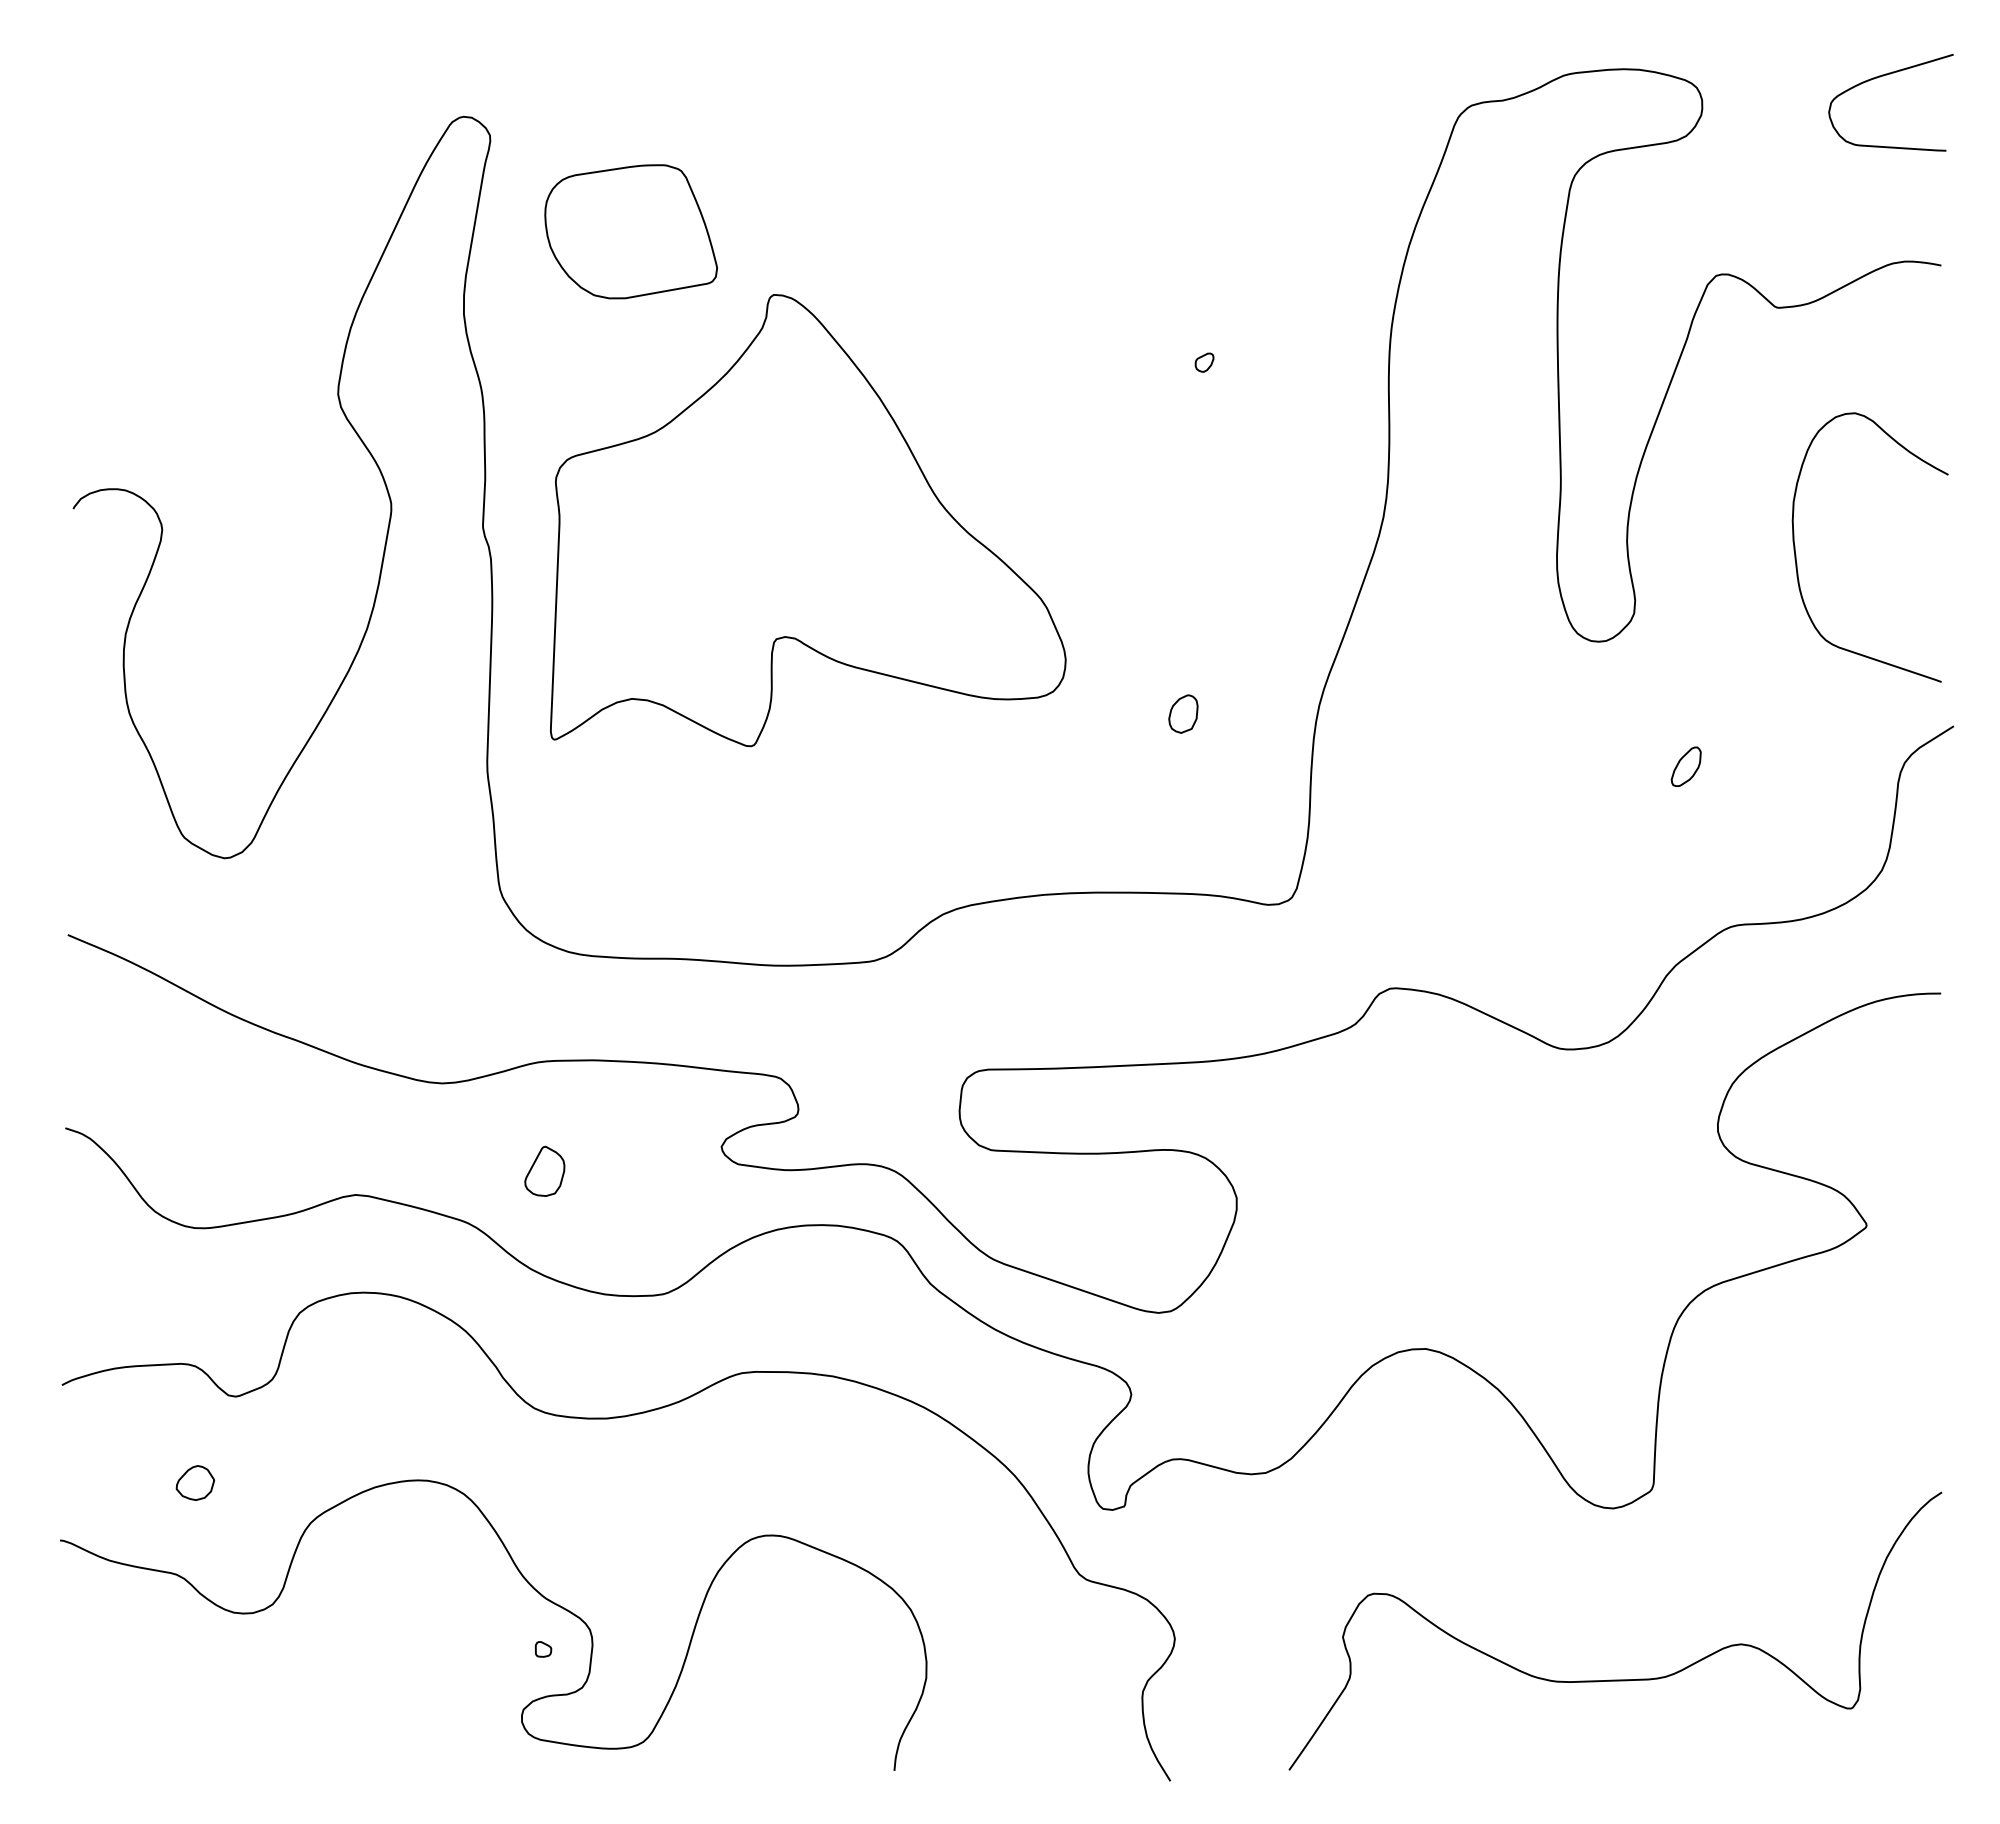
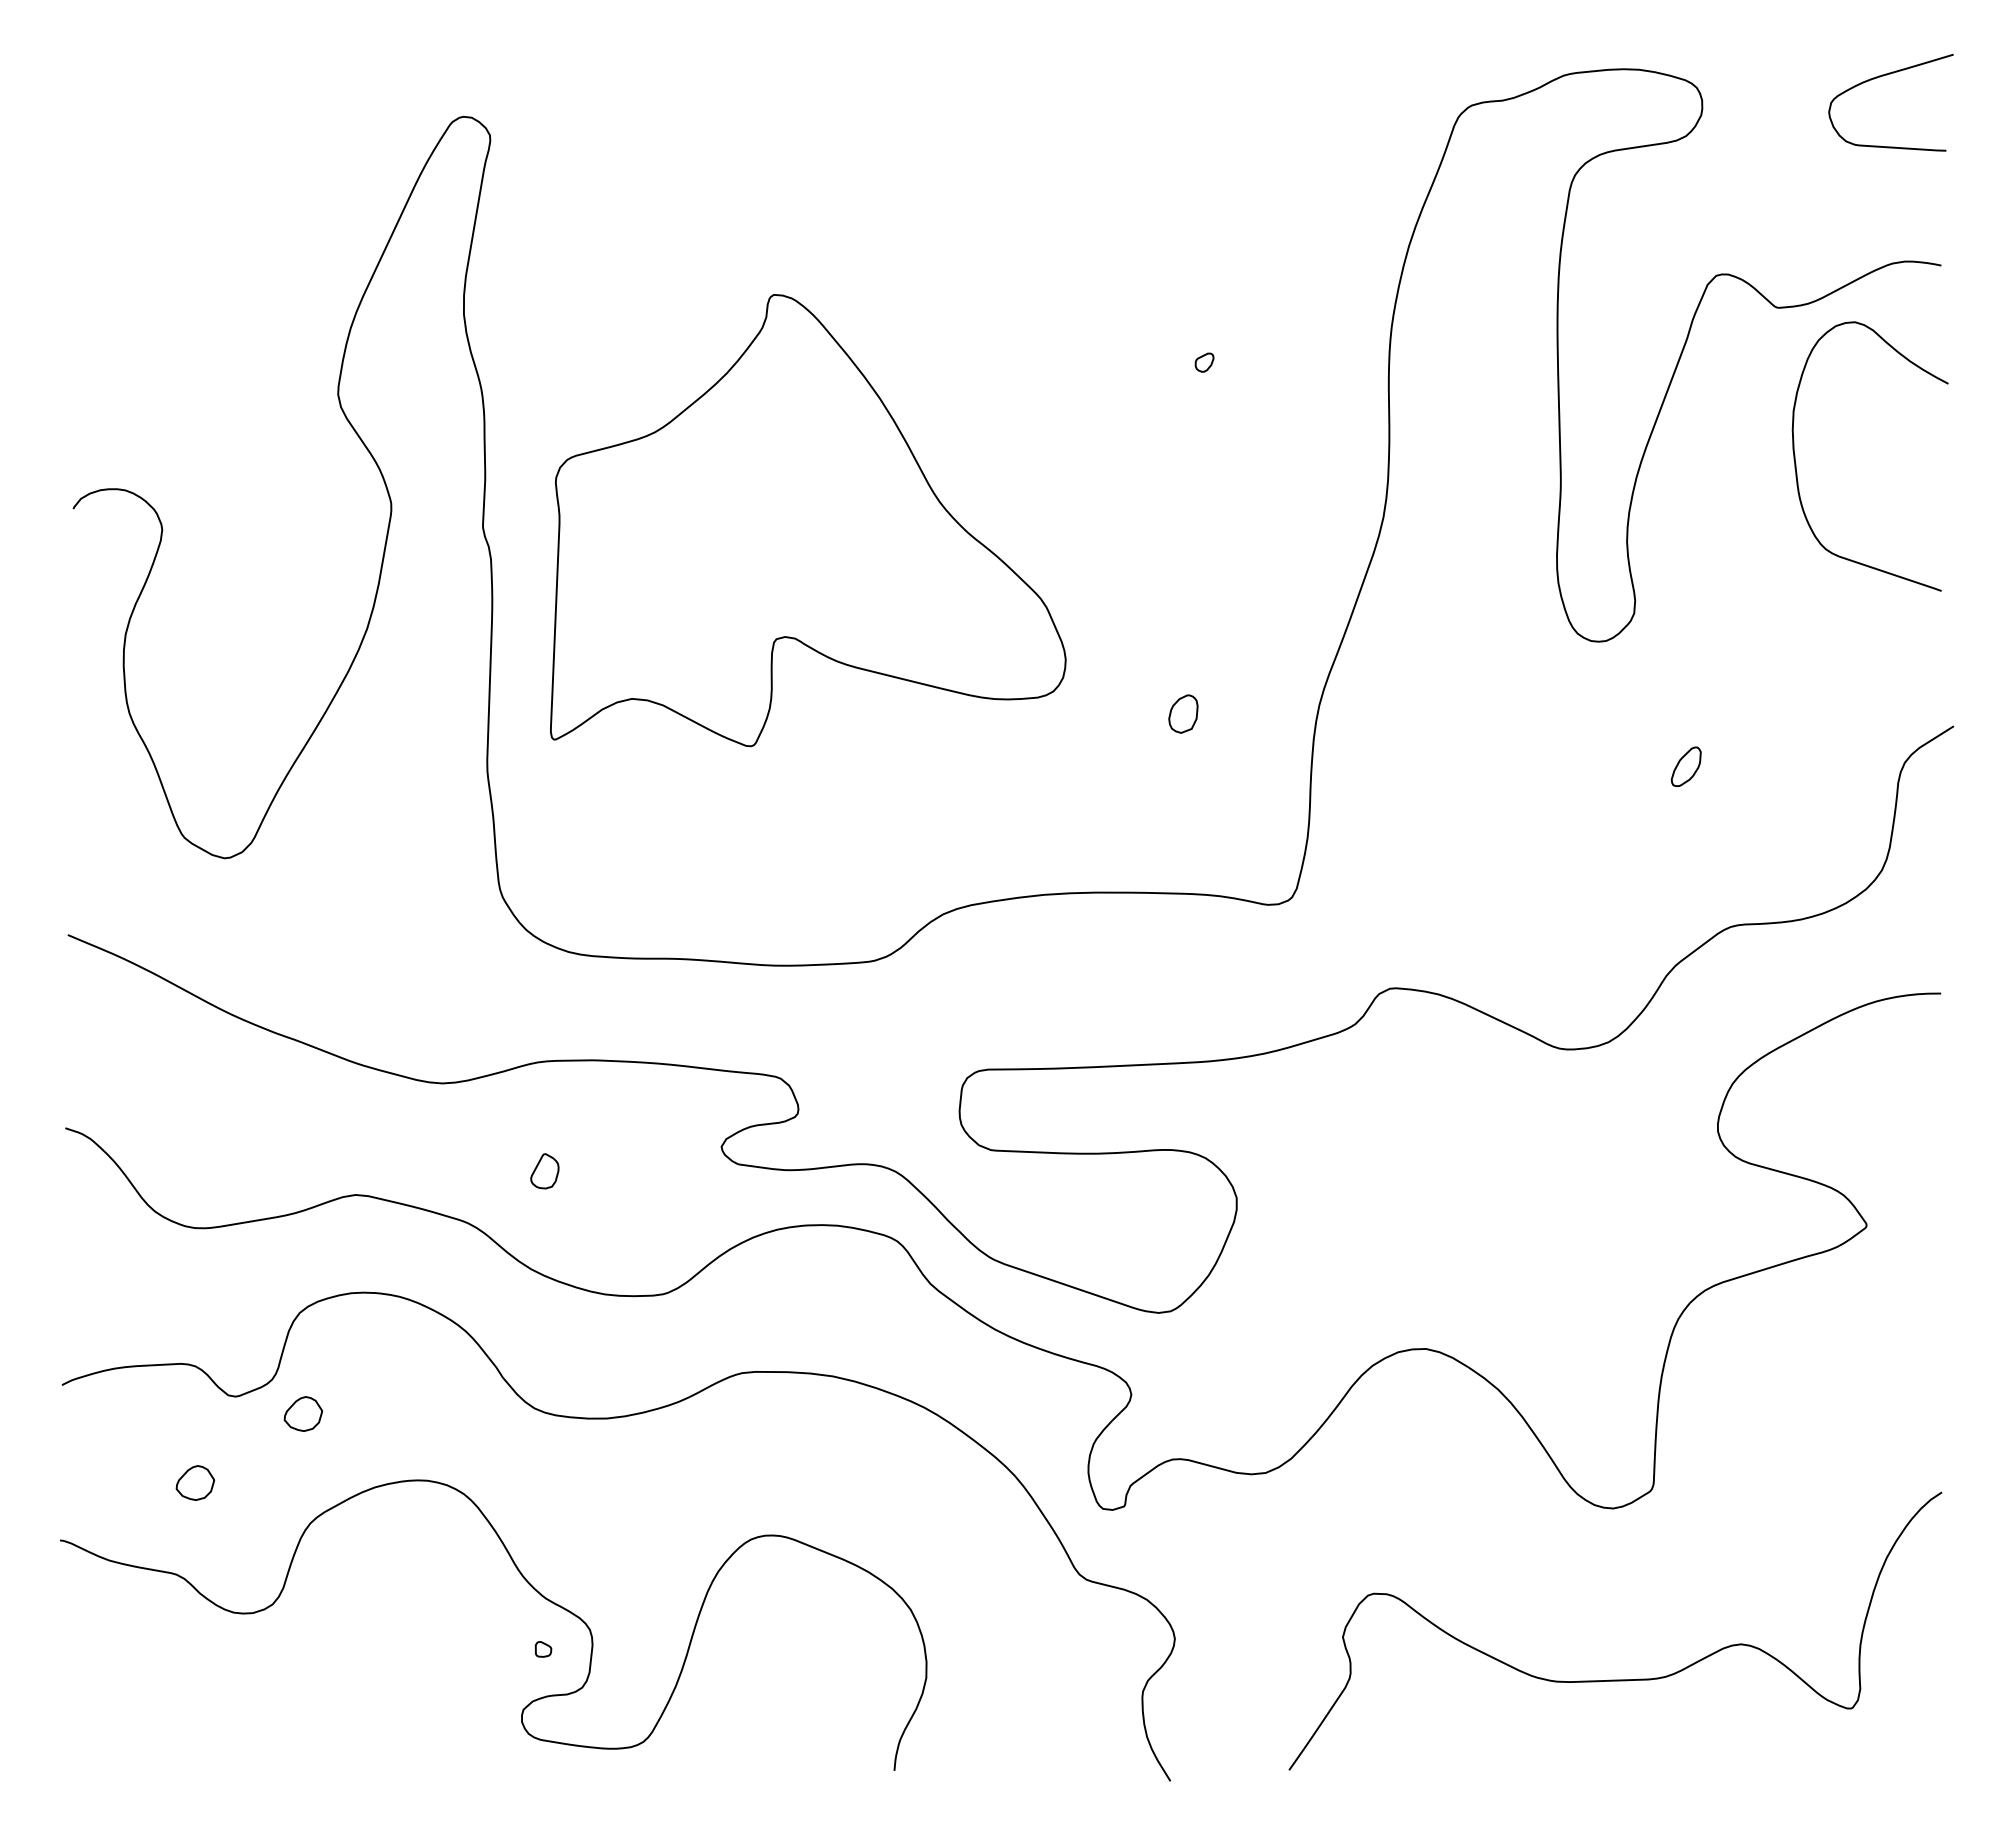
part: present -> none (630, 231)
curve position: (1796, 554) -> (1796, 463) (1796, 463)
part size: 42x52 px -> 30x37 px (544, 1171)
part: none -> present (303, 1413)
